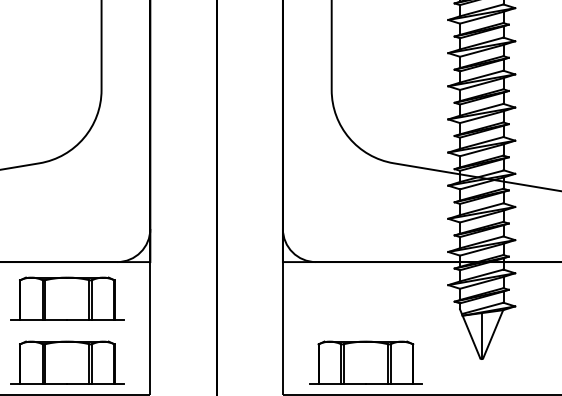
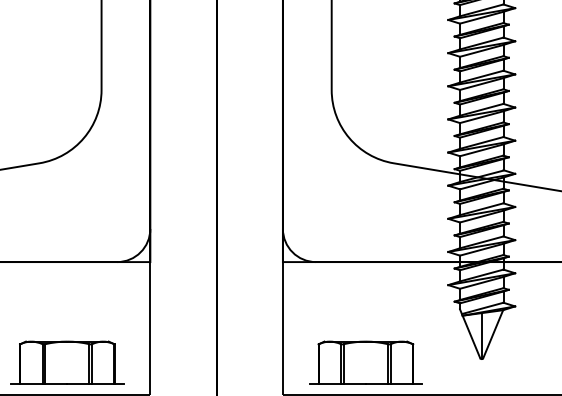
part: present -> none (67, 298)
